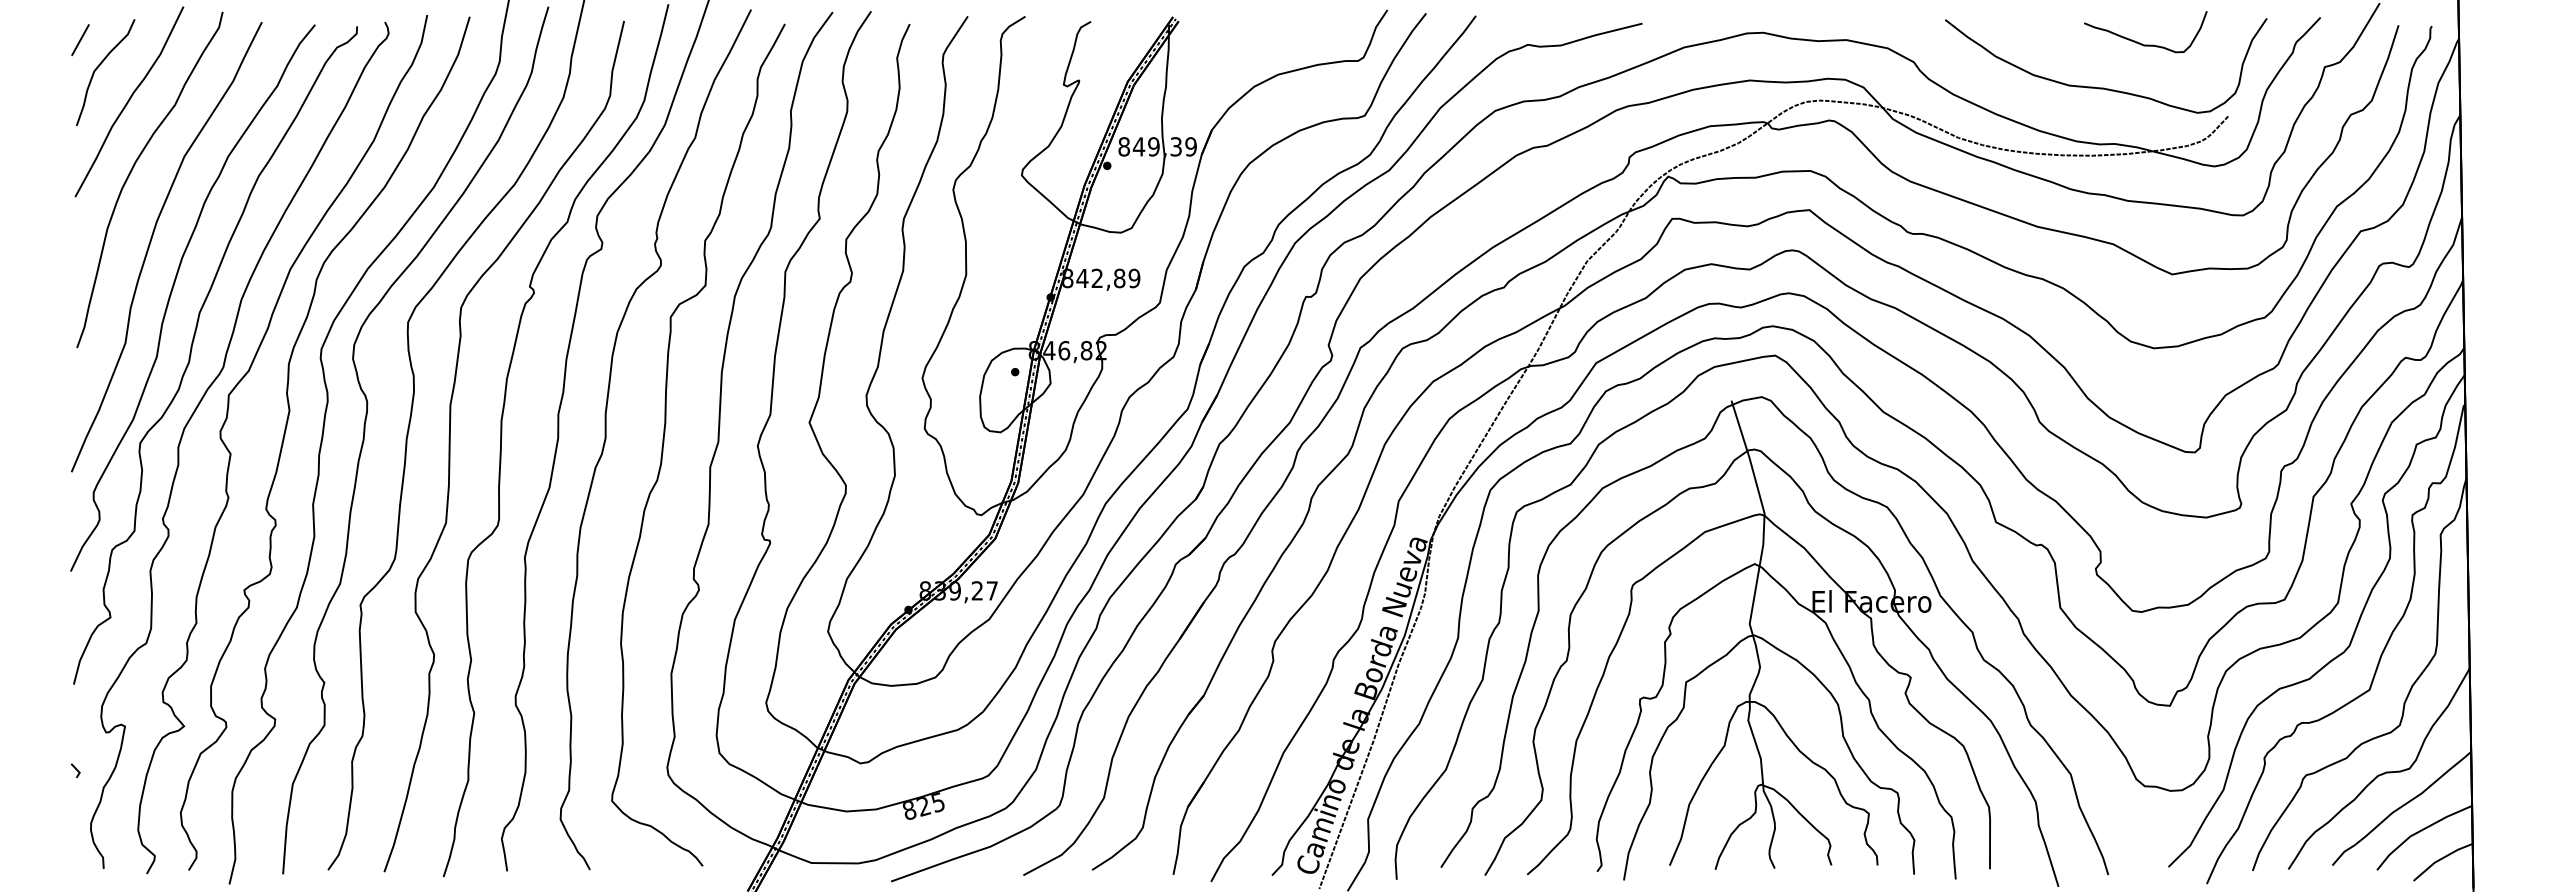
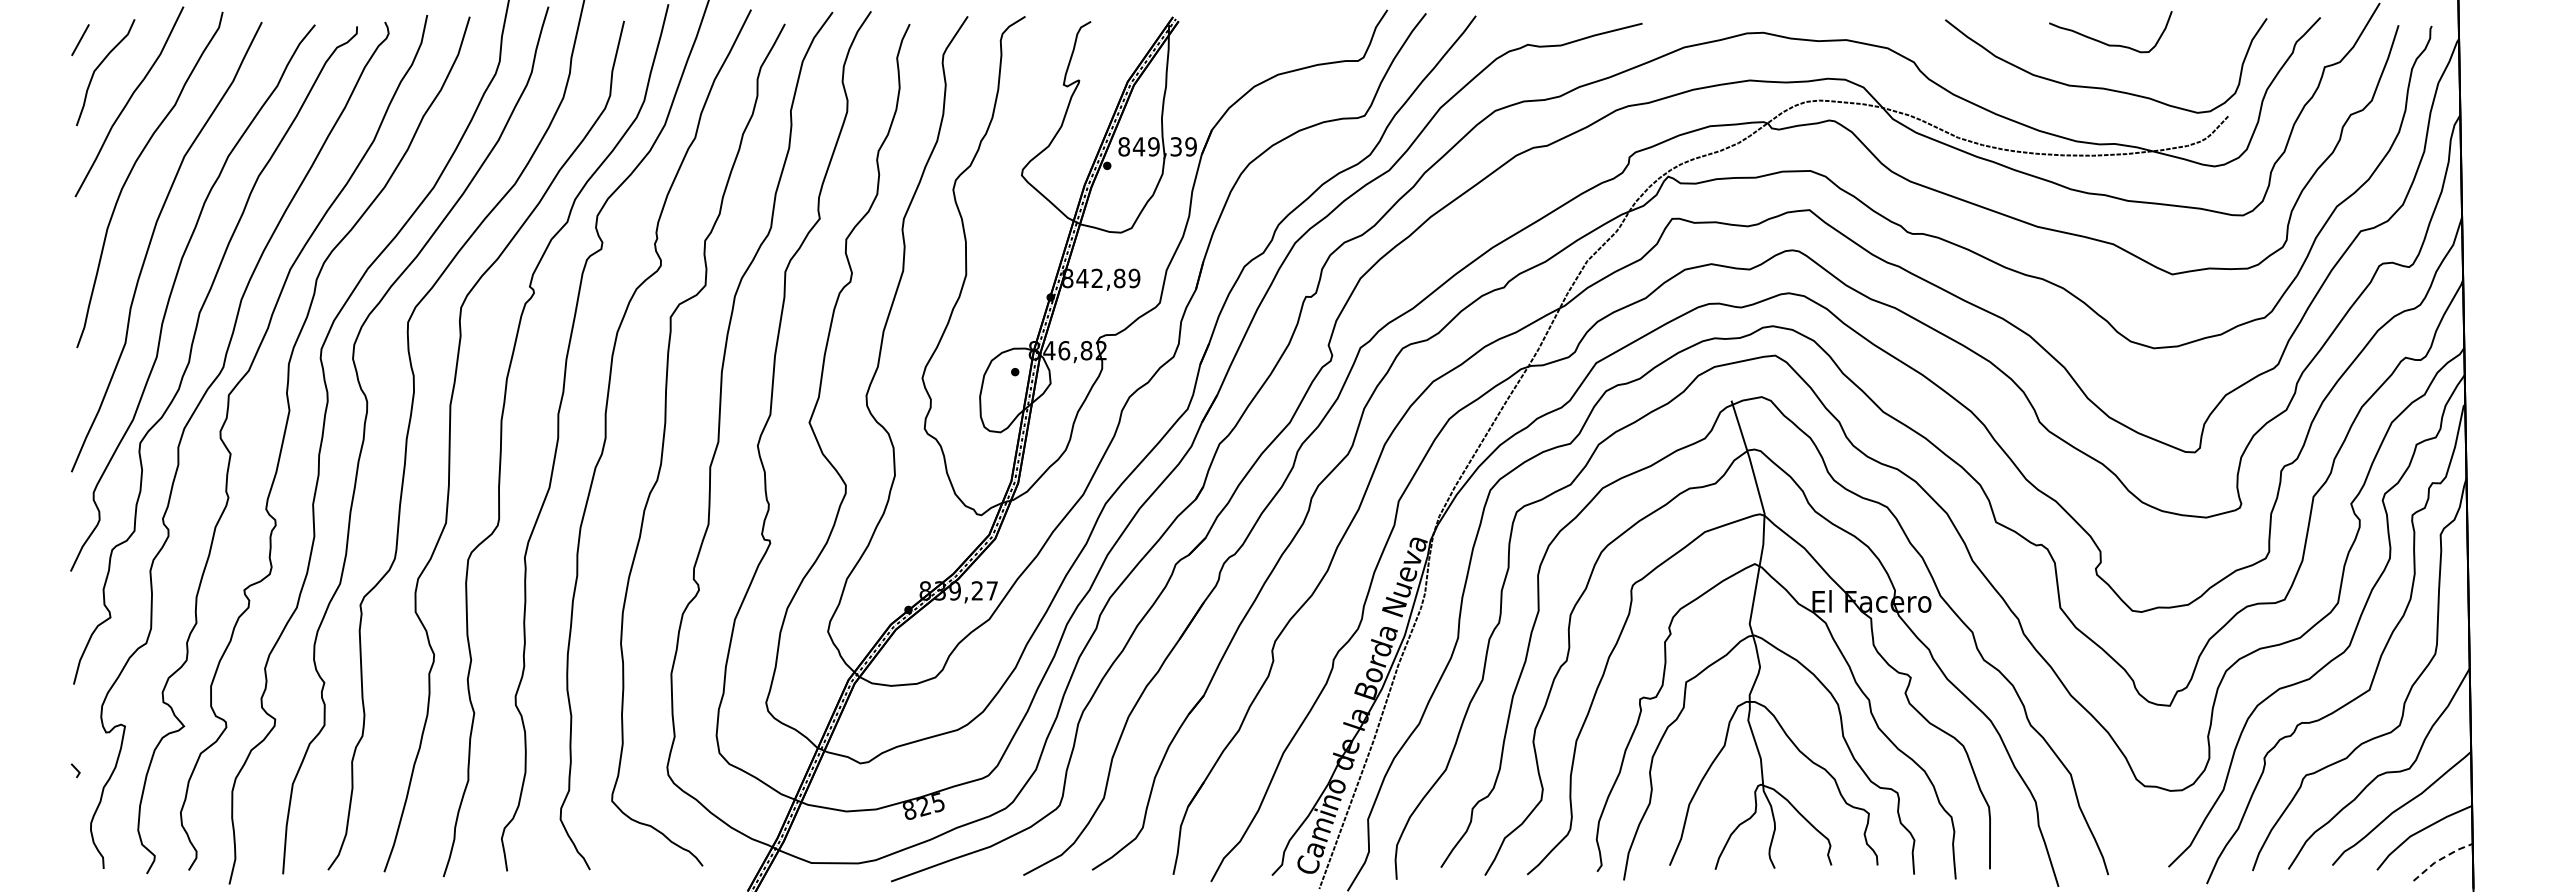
curve position: (2142, 43) -> (2107, 43) (2107, 43)
line: solid -> dashed (2441, 858)
